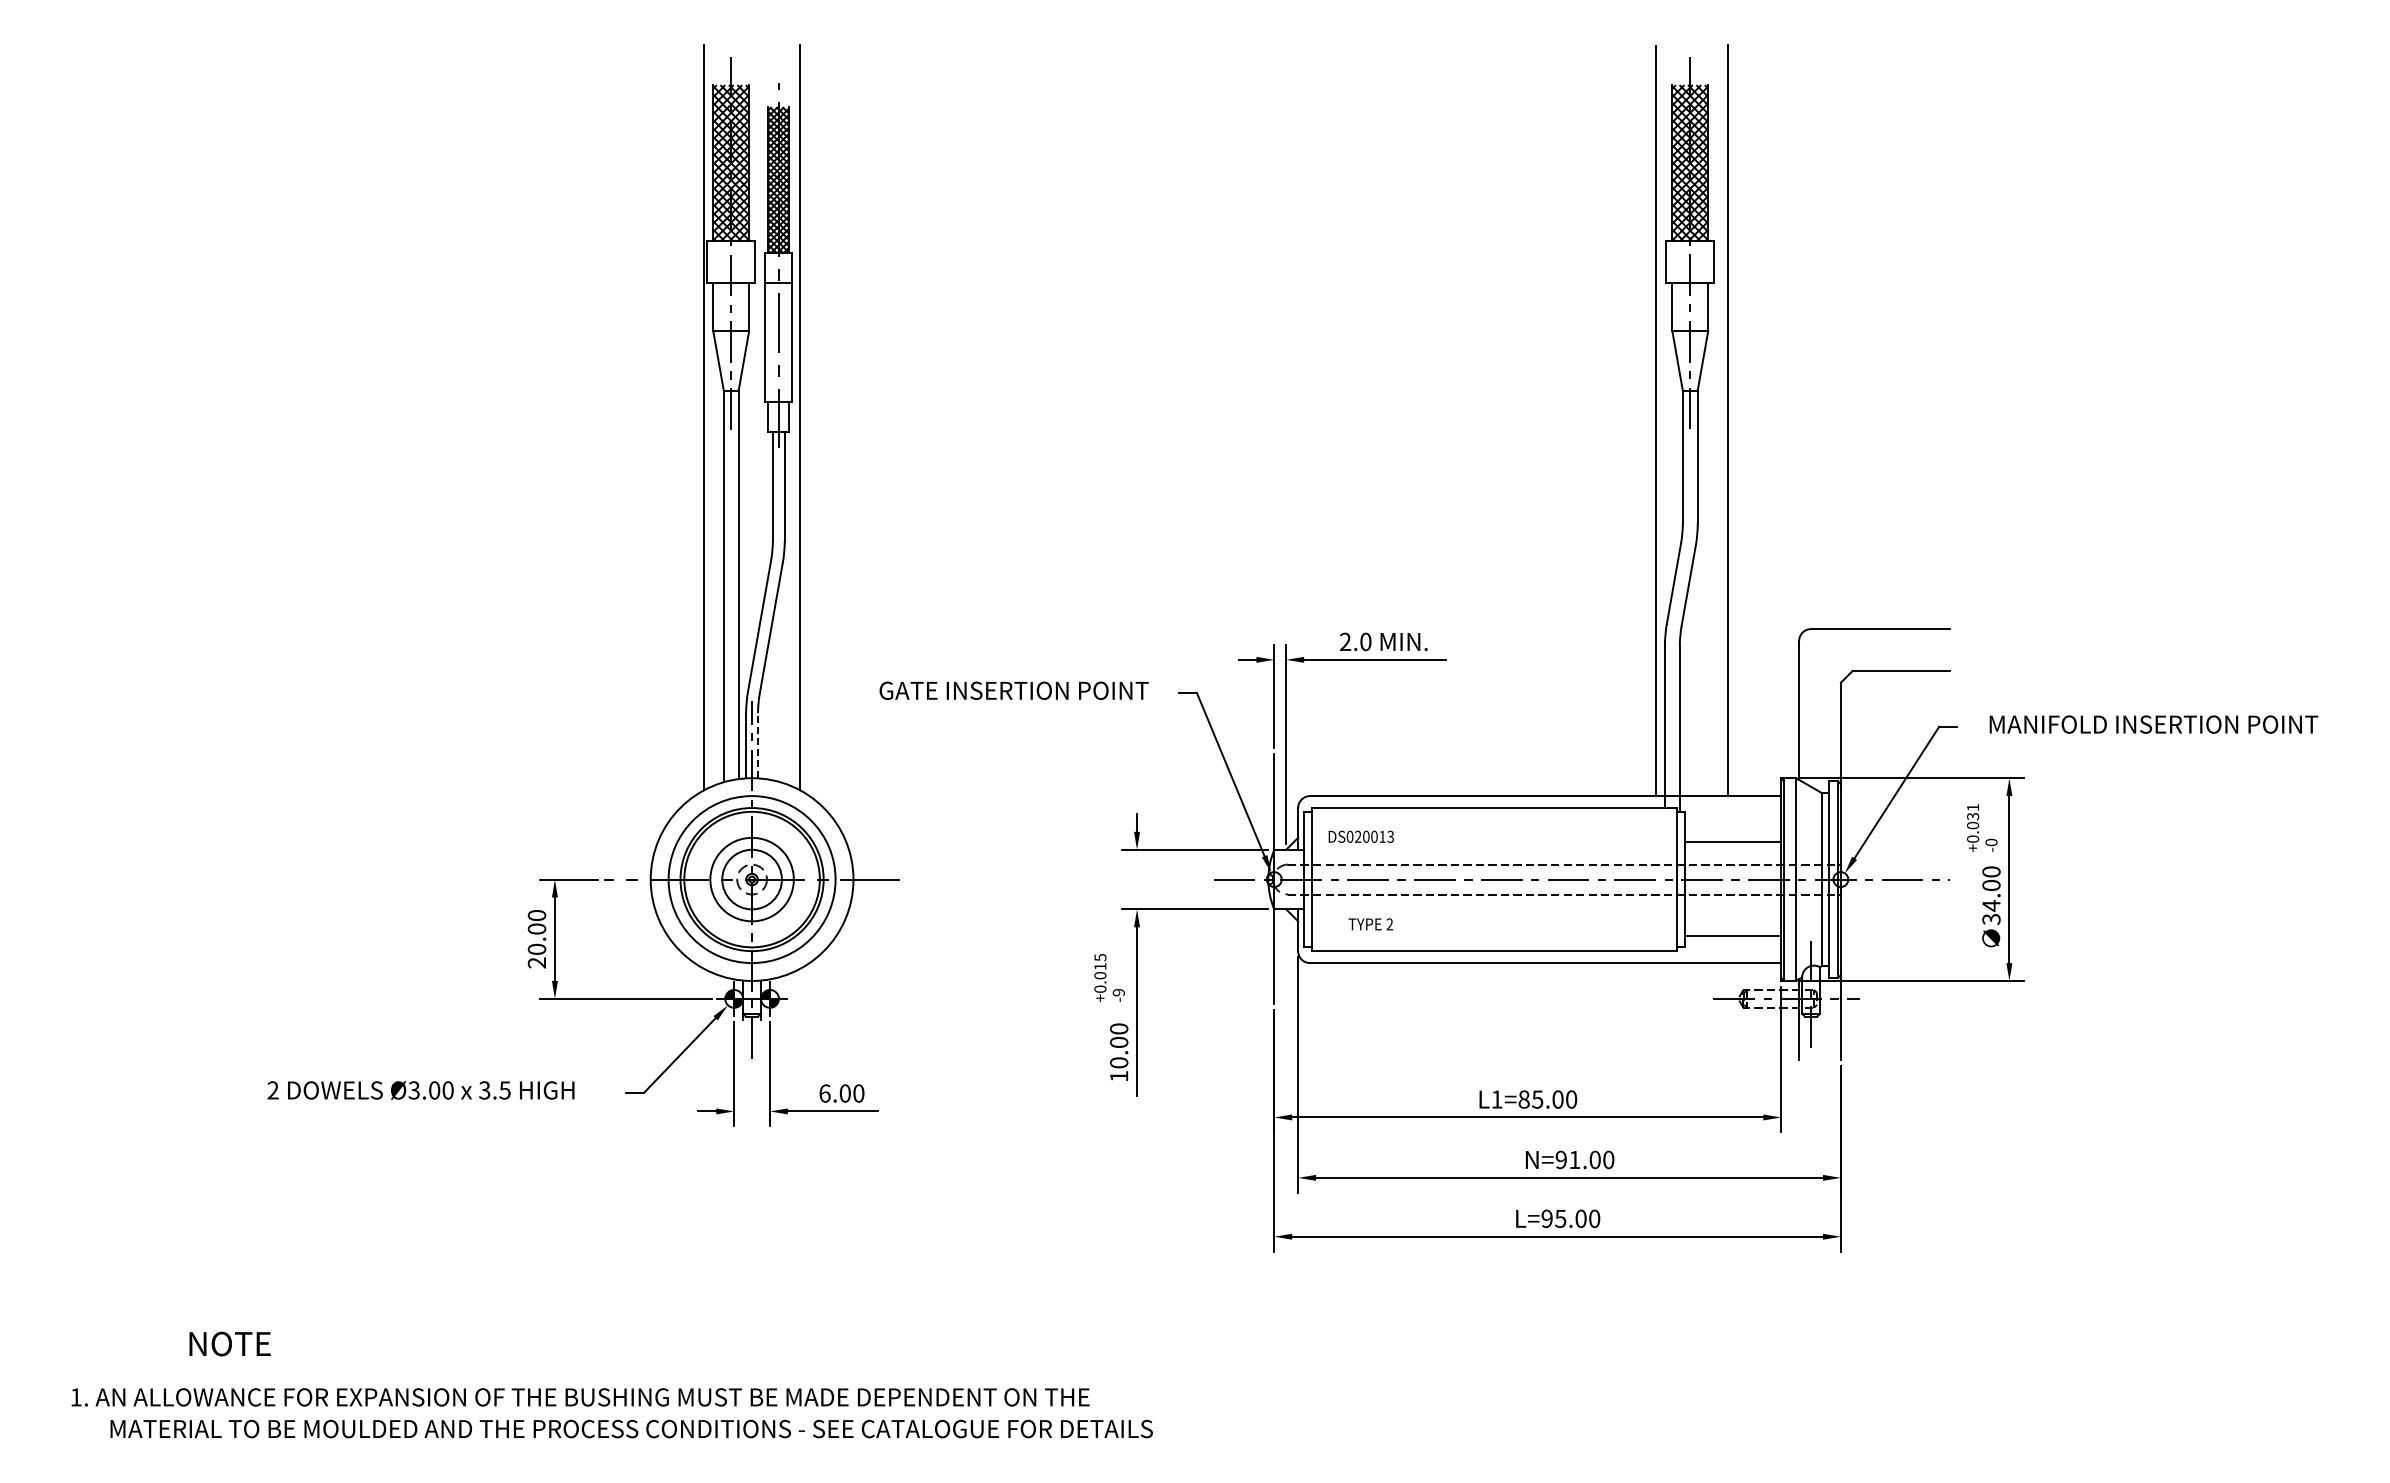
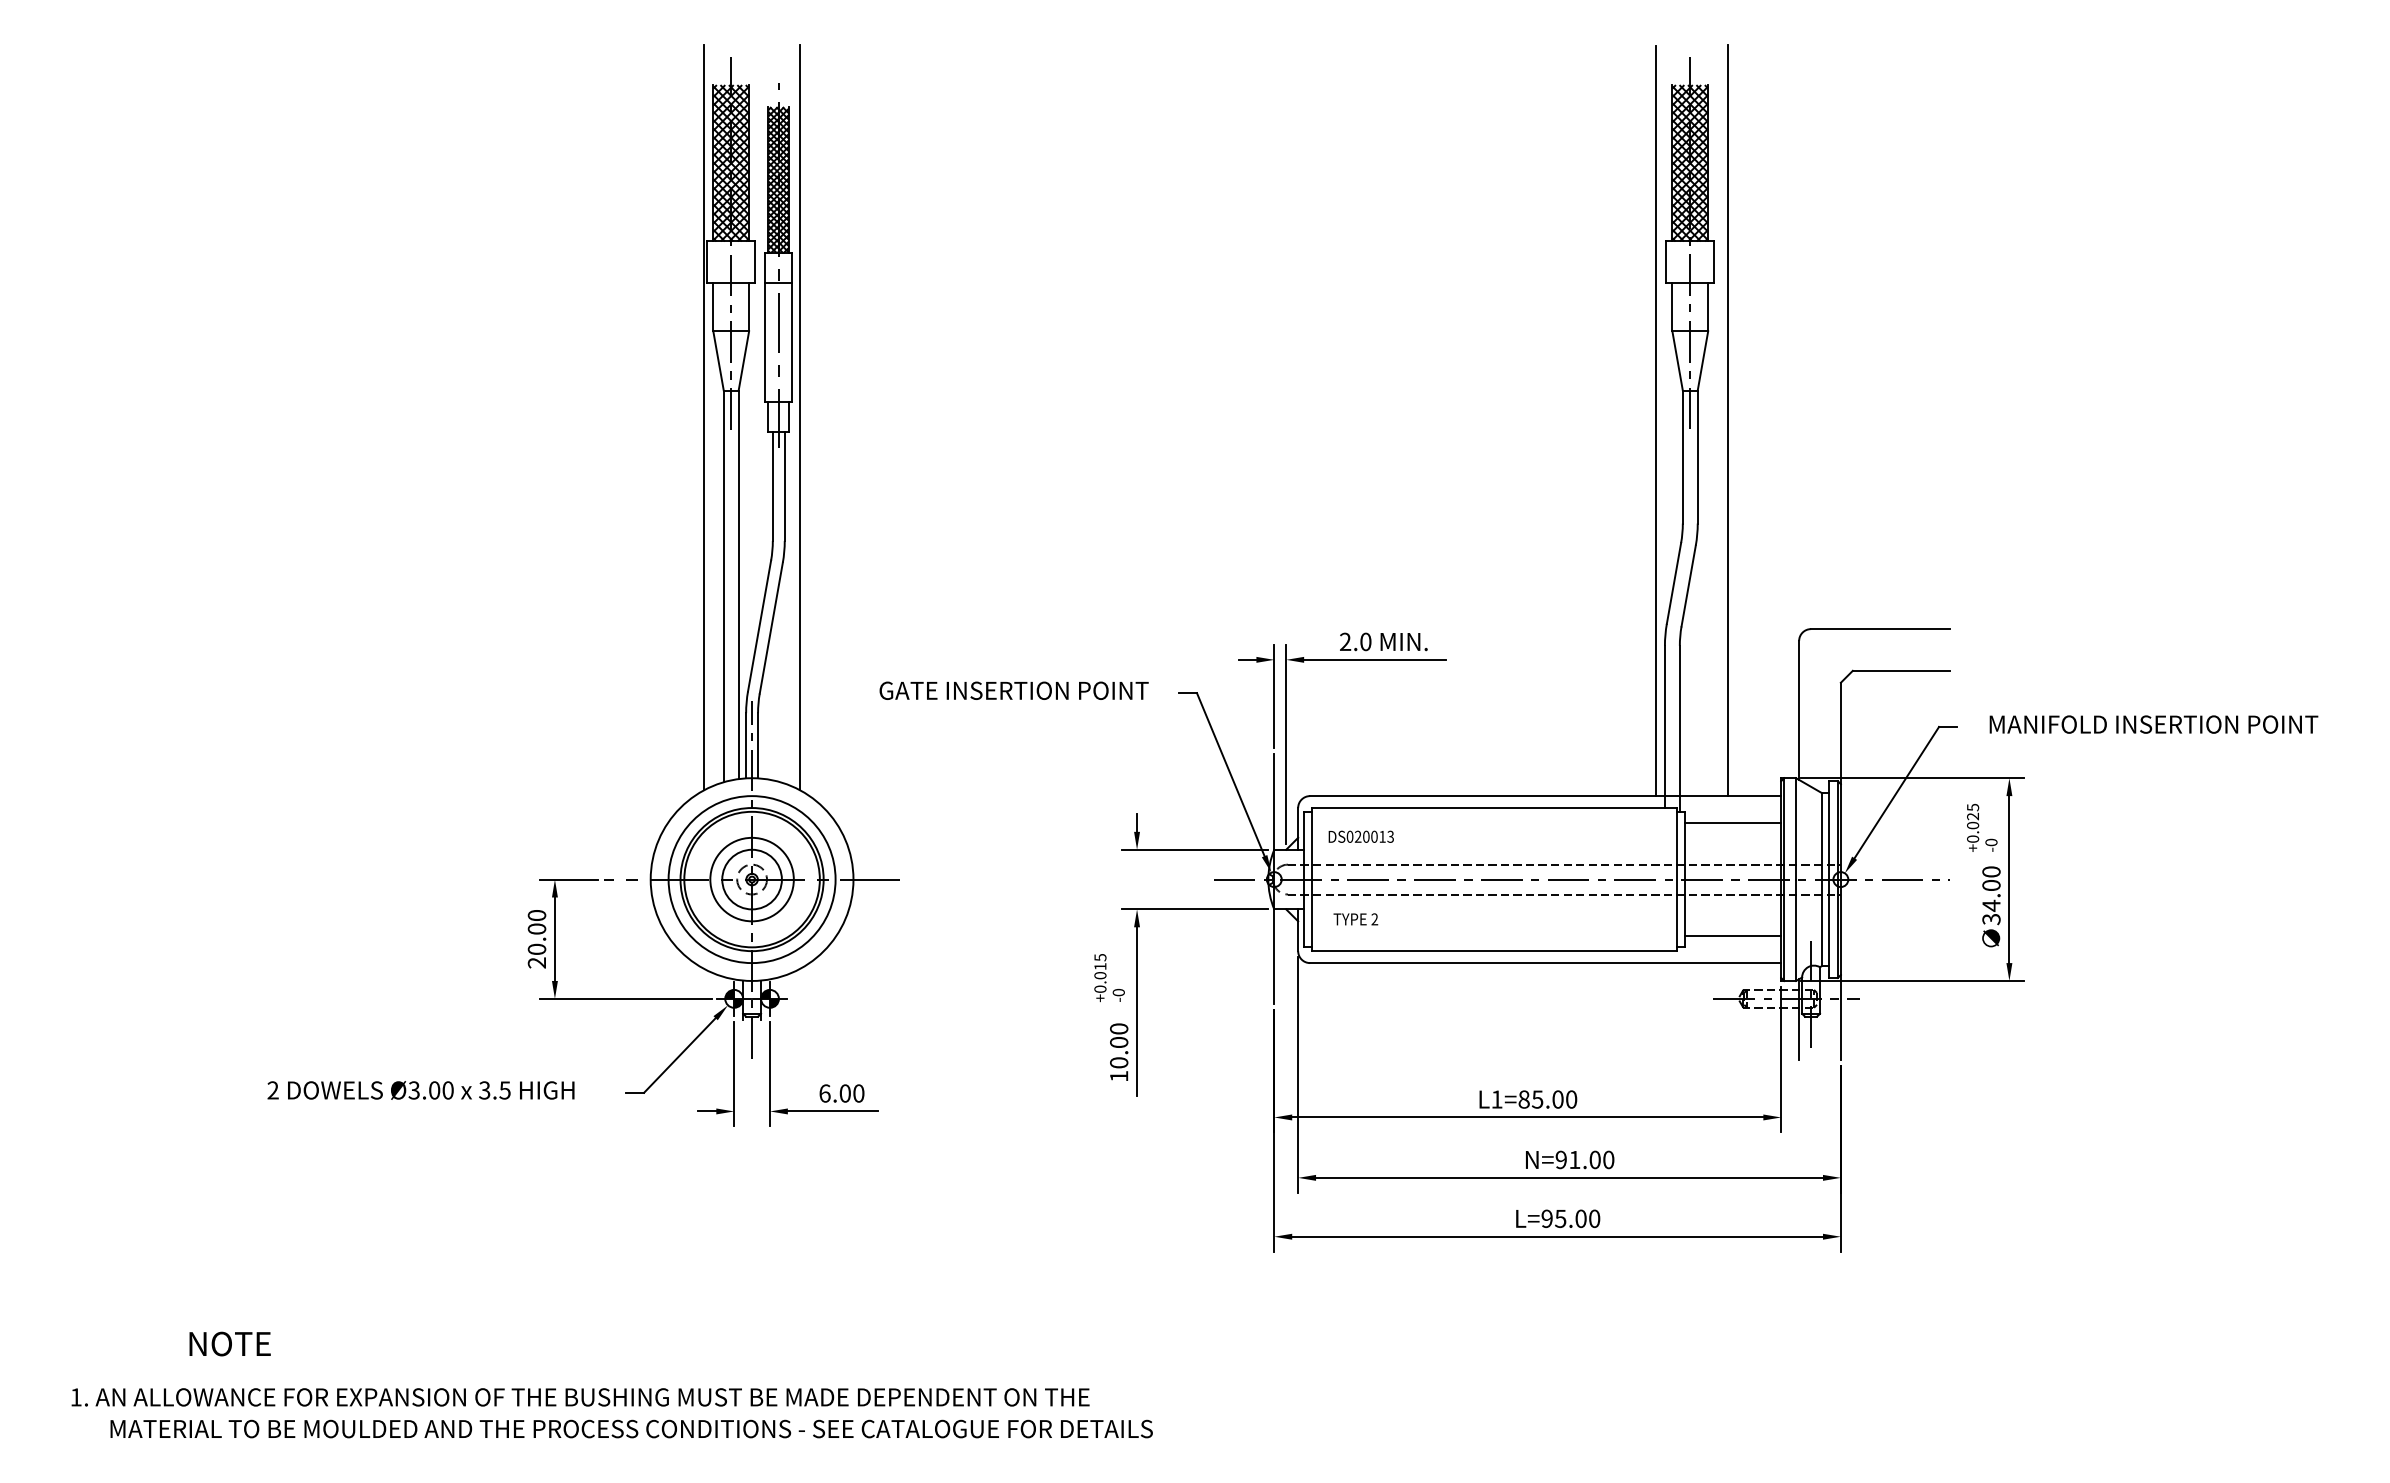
line: dashed -> solid (758, 745)
text: +0.031 -> +0.025 (1973, 811)
line position: (1732, 841) -> (1732, 822) (1732, 822)
text position: (1370, 924) -> (1355, 919) (1355, 919)
text: -9 -> -0 (1118, 992)
